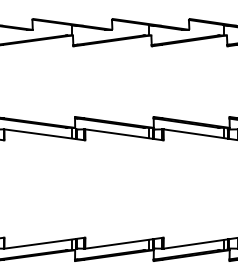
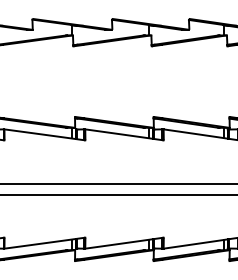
line: none -> present (118, 183)
line: none -> present (118, 194)
